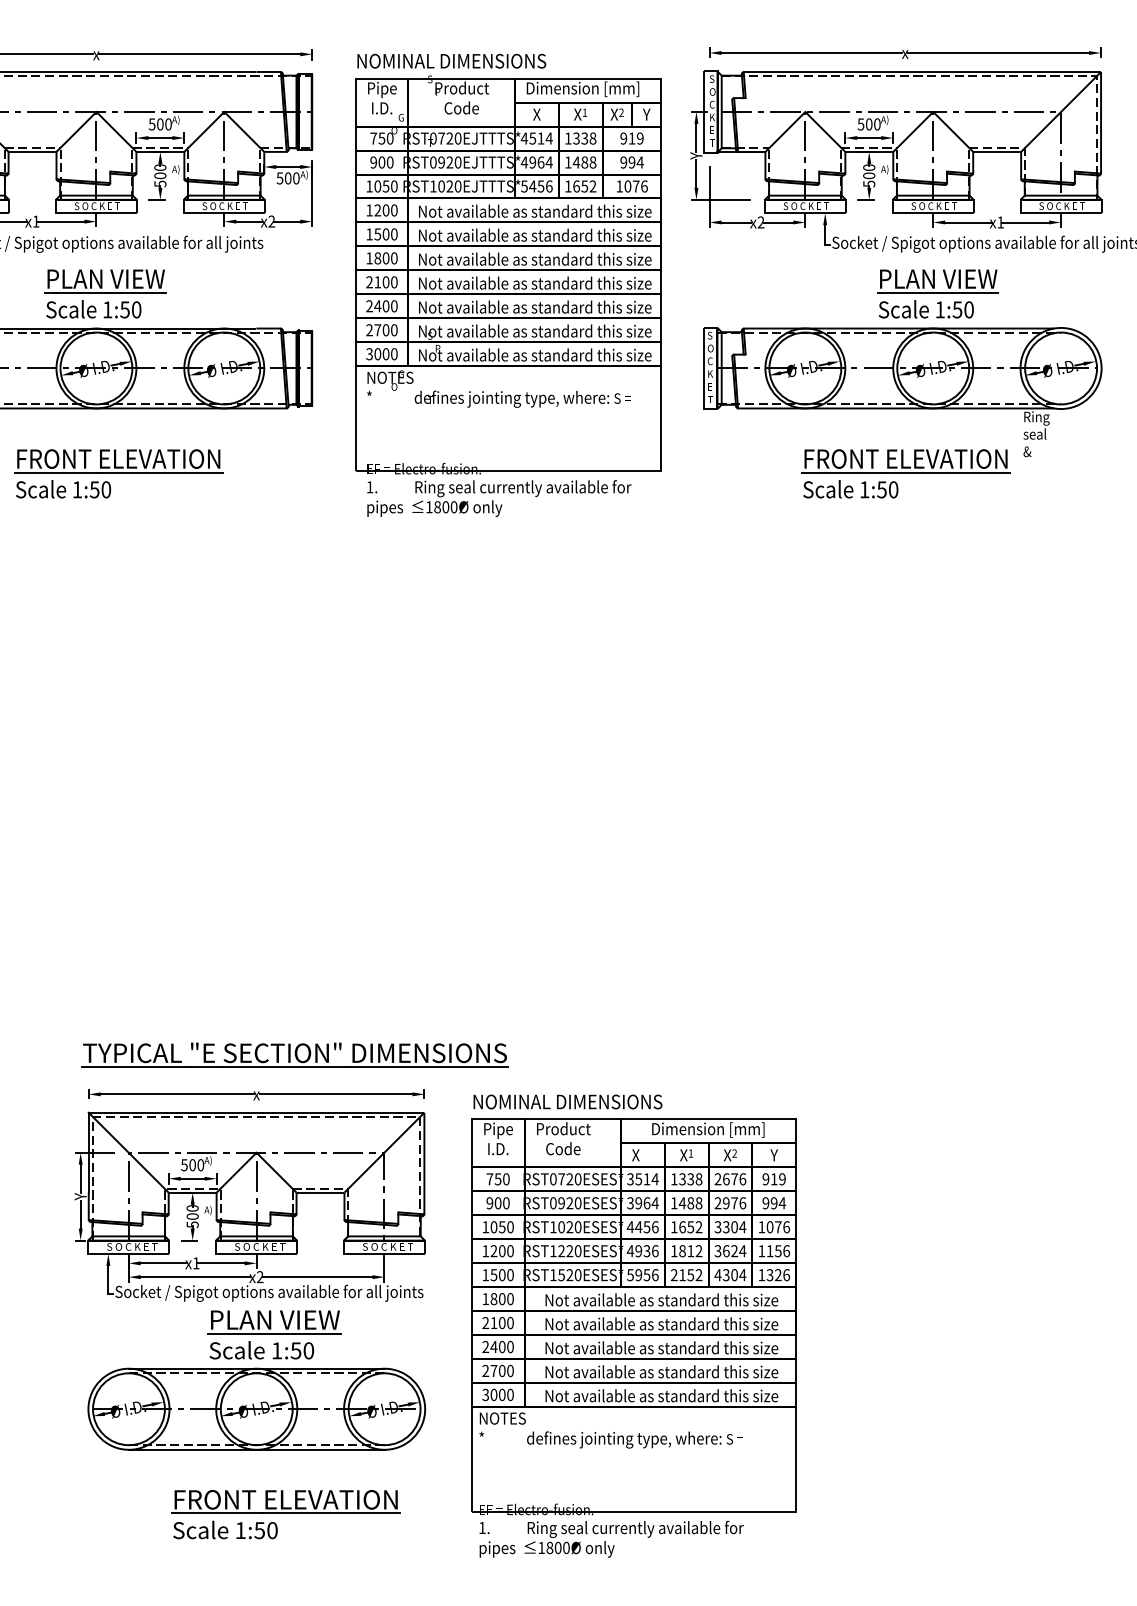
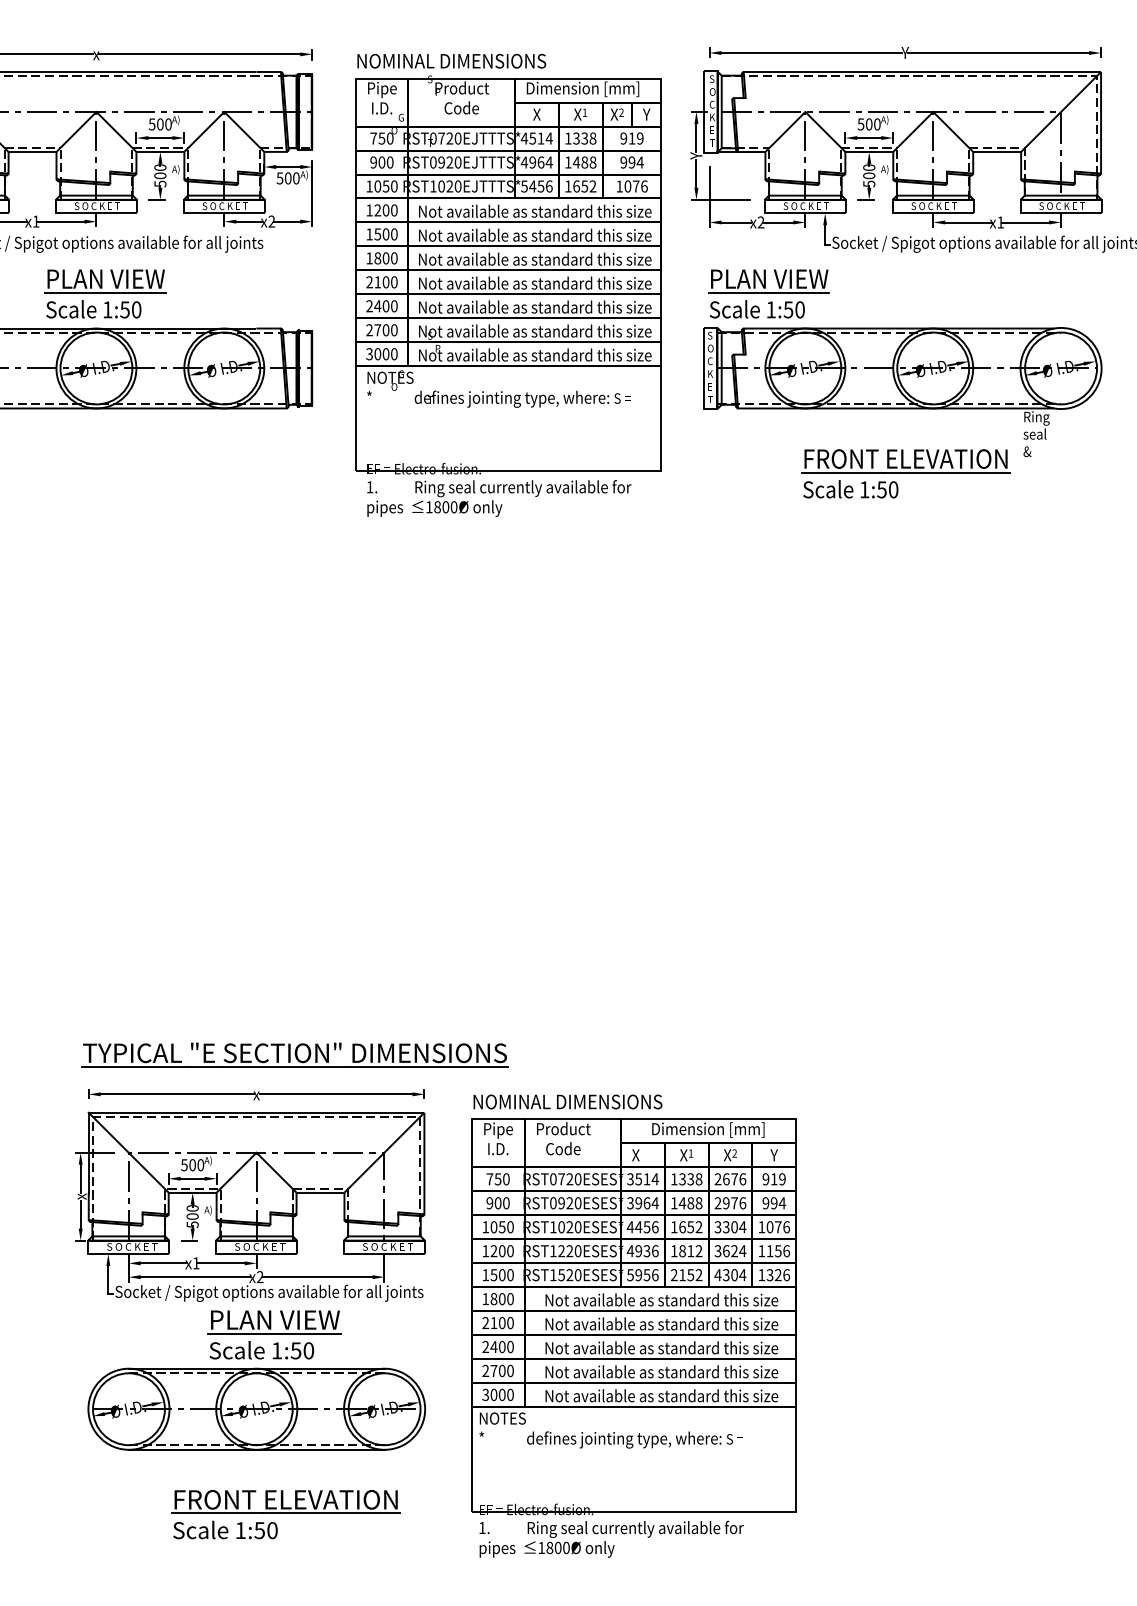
text: x -> Y (904, 52)
part position: (937, 293) -> (768, 293) (768, 293)
part: present -> none (118, 473)
text: Y -> x (80, 1196)
